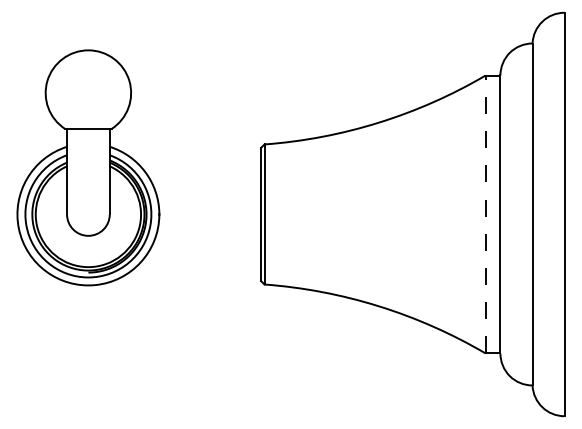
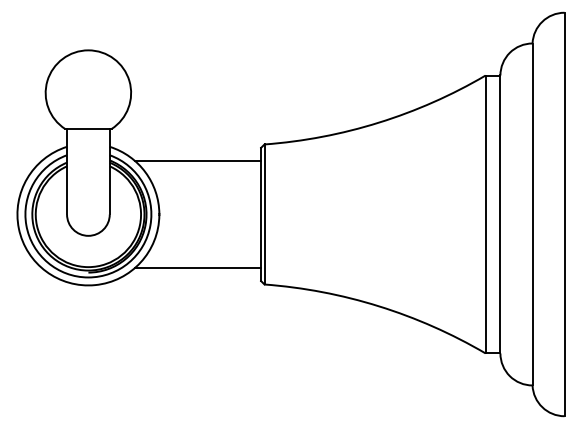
line: none -> present (197, 161)
line: dashed -> solid (485, 214)
line: none -> present (197, 267)
